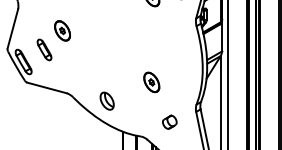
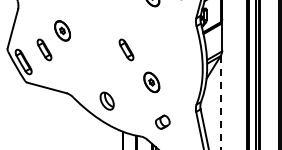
part: none -> present (126, 49)
line: present -> none (228, 74)
line: solid -> dashed (220, 102)
part position: (169, 121) -> (162, 121) (162, 121)
